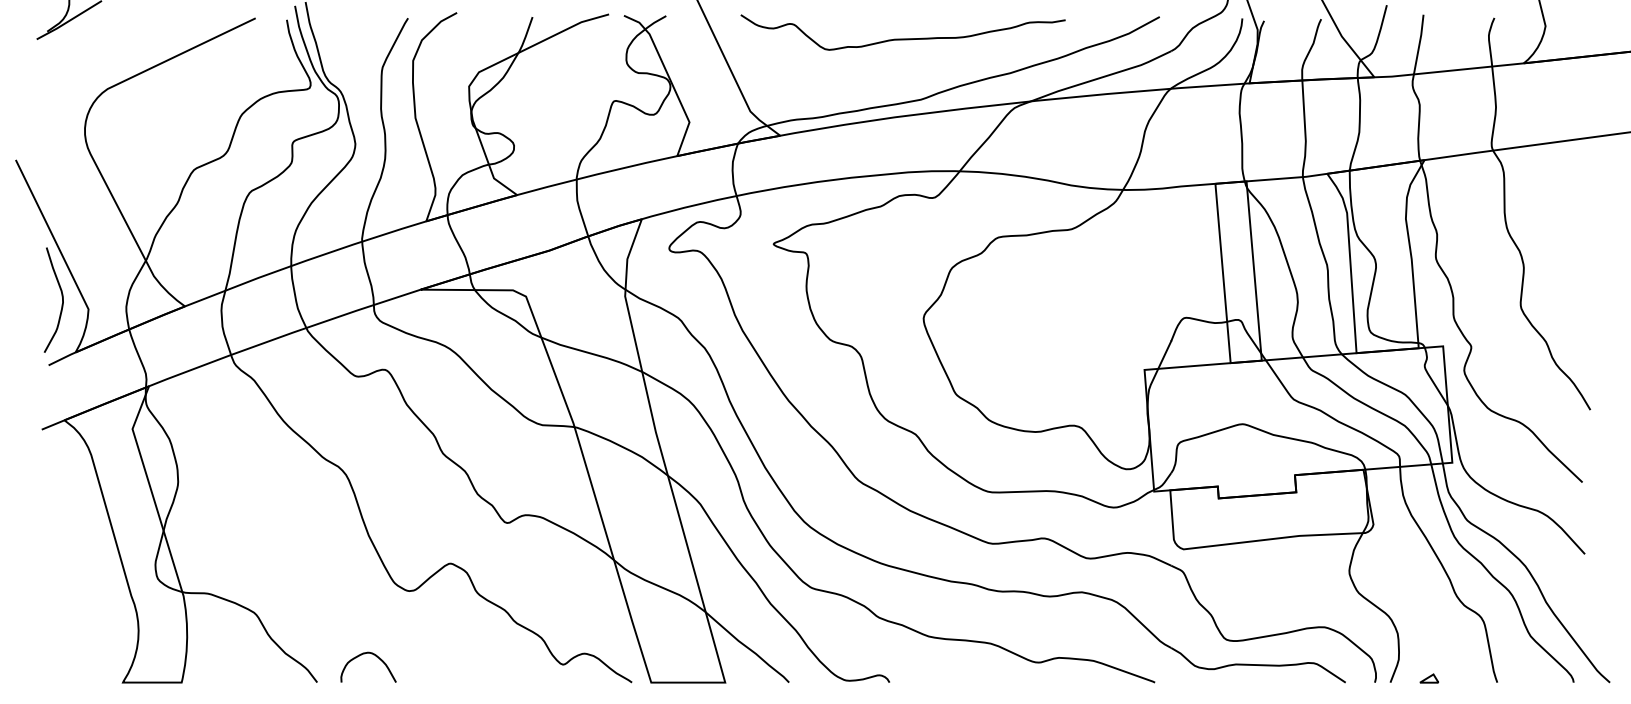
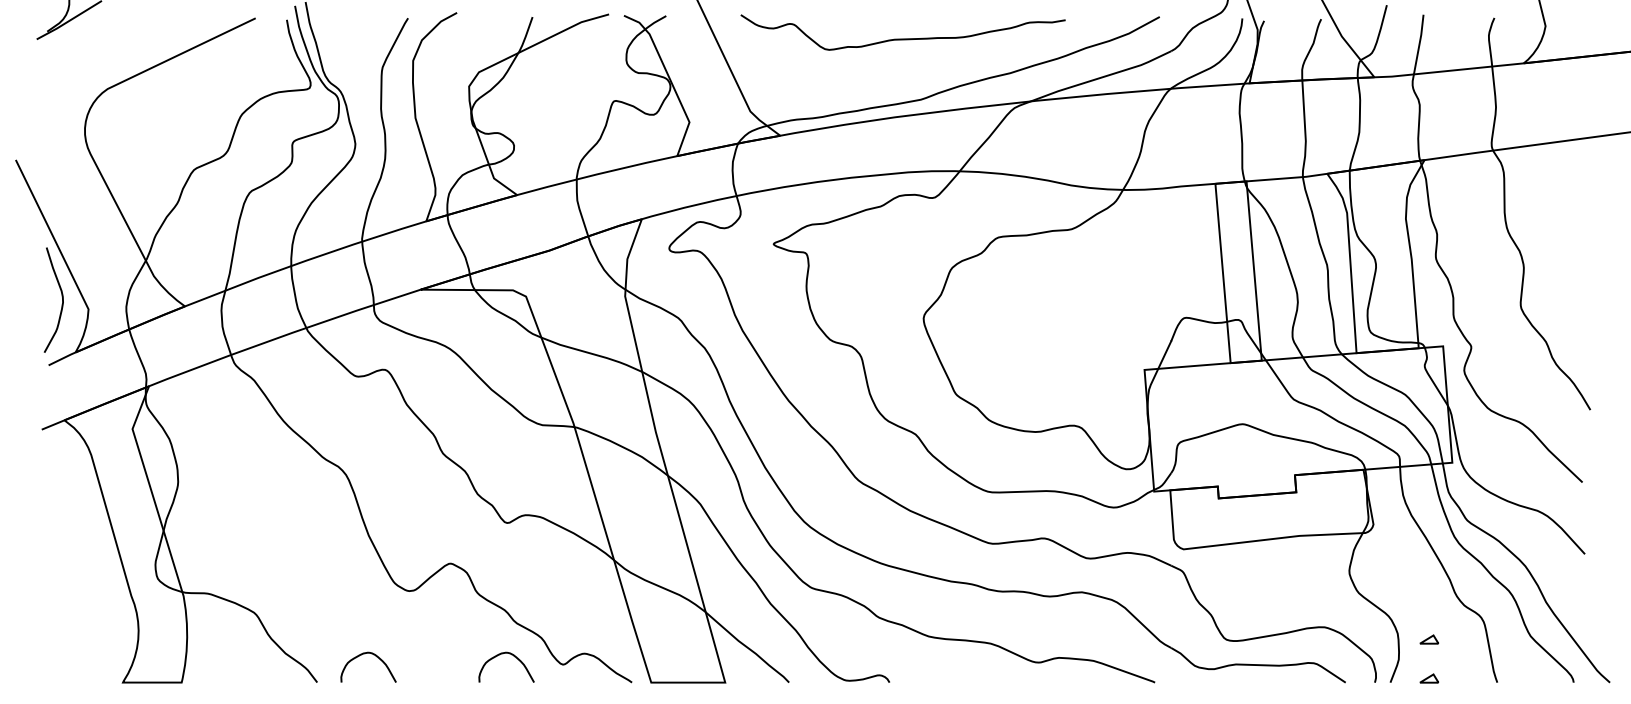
part: none -> present (1429, 639)
curve: none -> present (514, 657)
